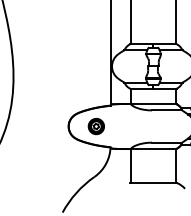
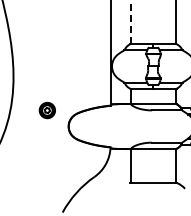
line: solid -> dashed (130, 22)
part position: (95, 126) -> (46, 110) (46, 110)
